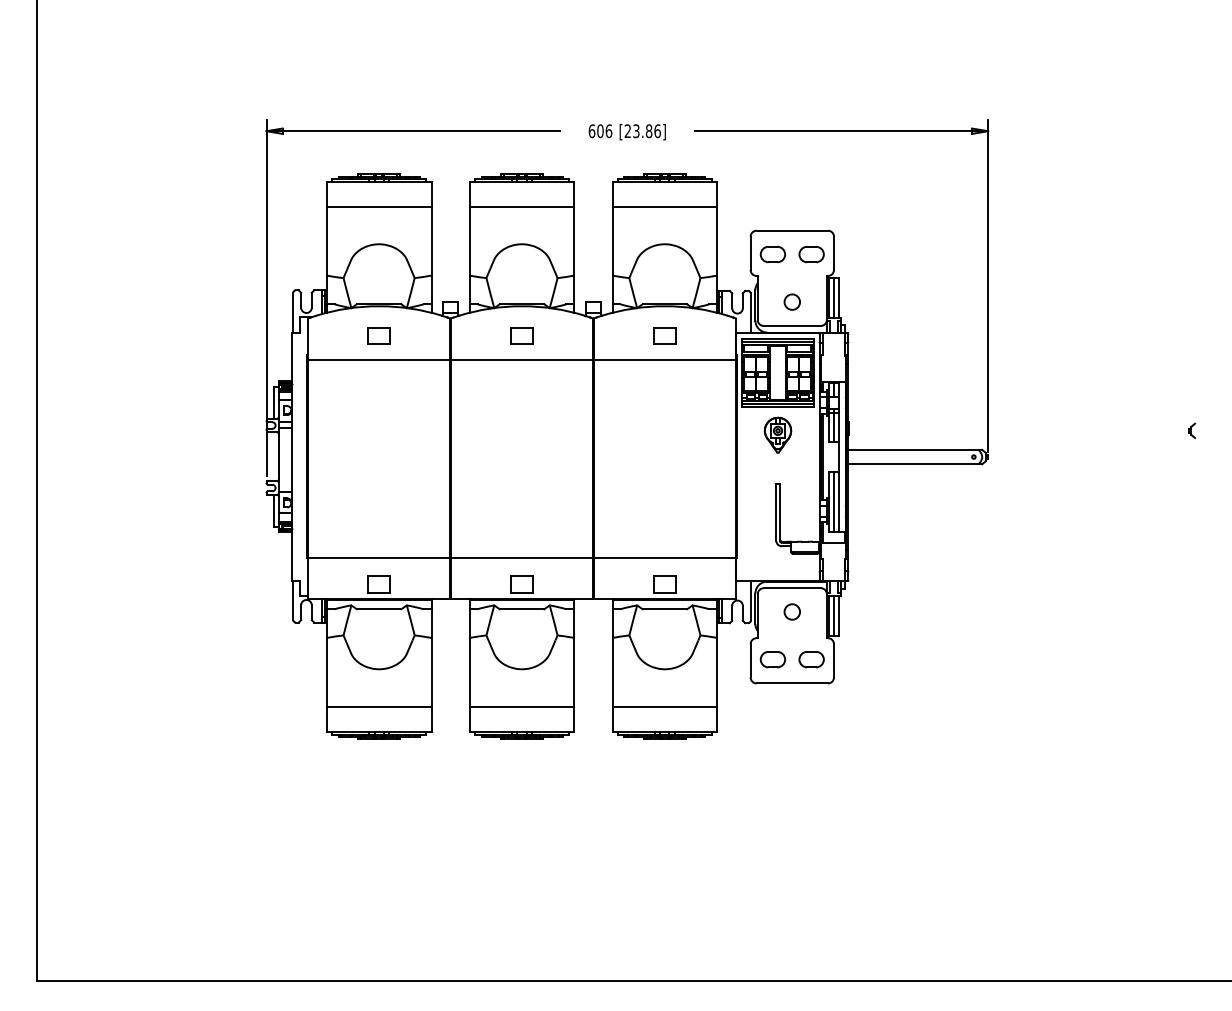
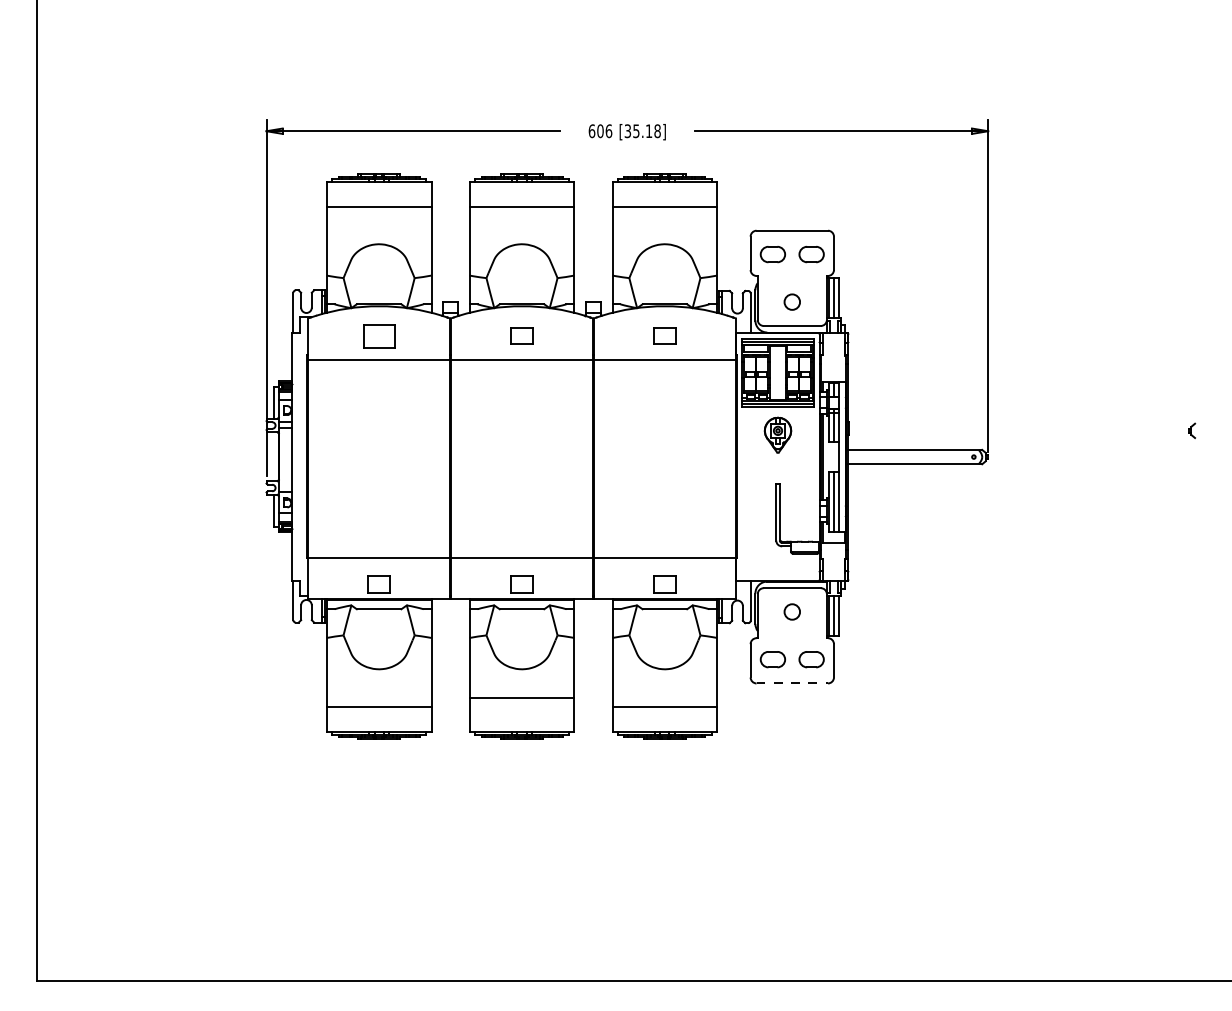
text: [23.86] -> [35.18] (642, 131)
part size: 24x18 px -> 33x25 px (379, 336)
line: solid -> dashed (792, 683)
line position: (521, 707) -> (521, 698) (521, 698)
